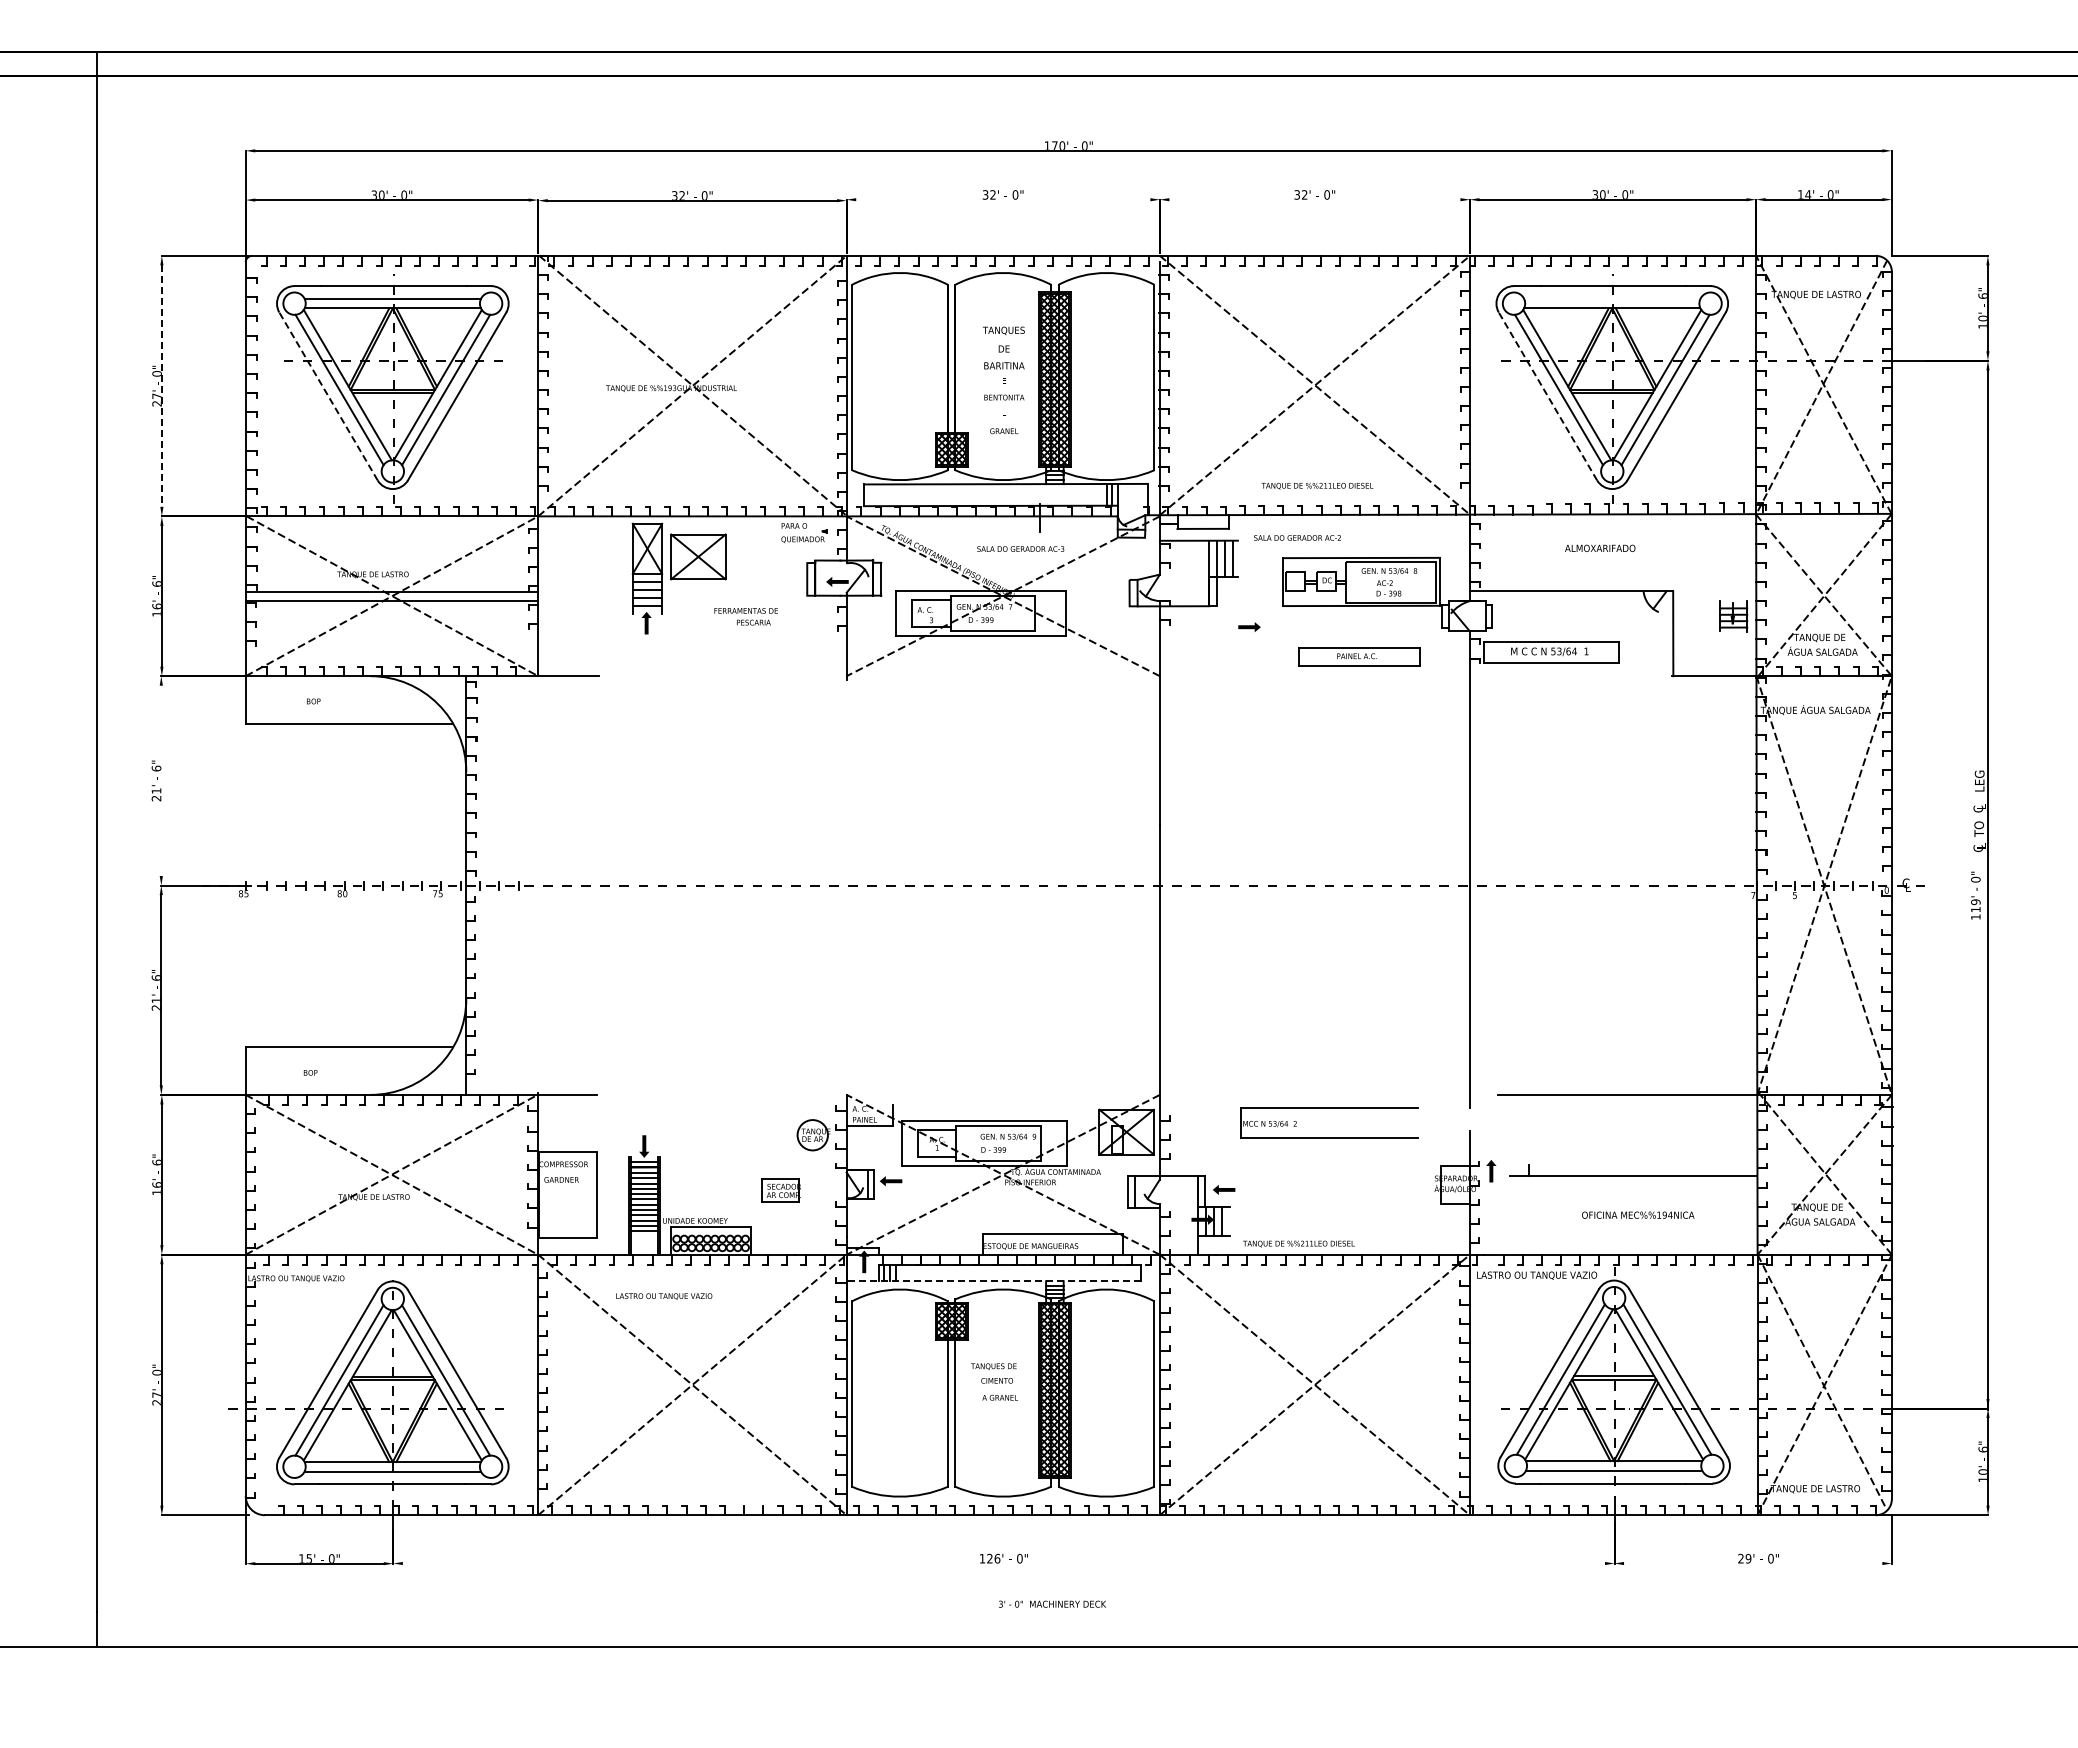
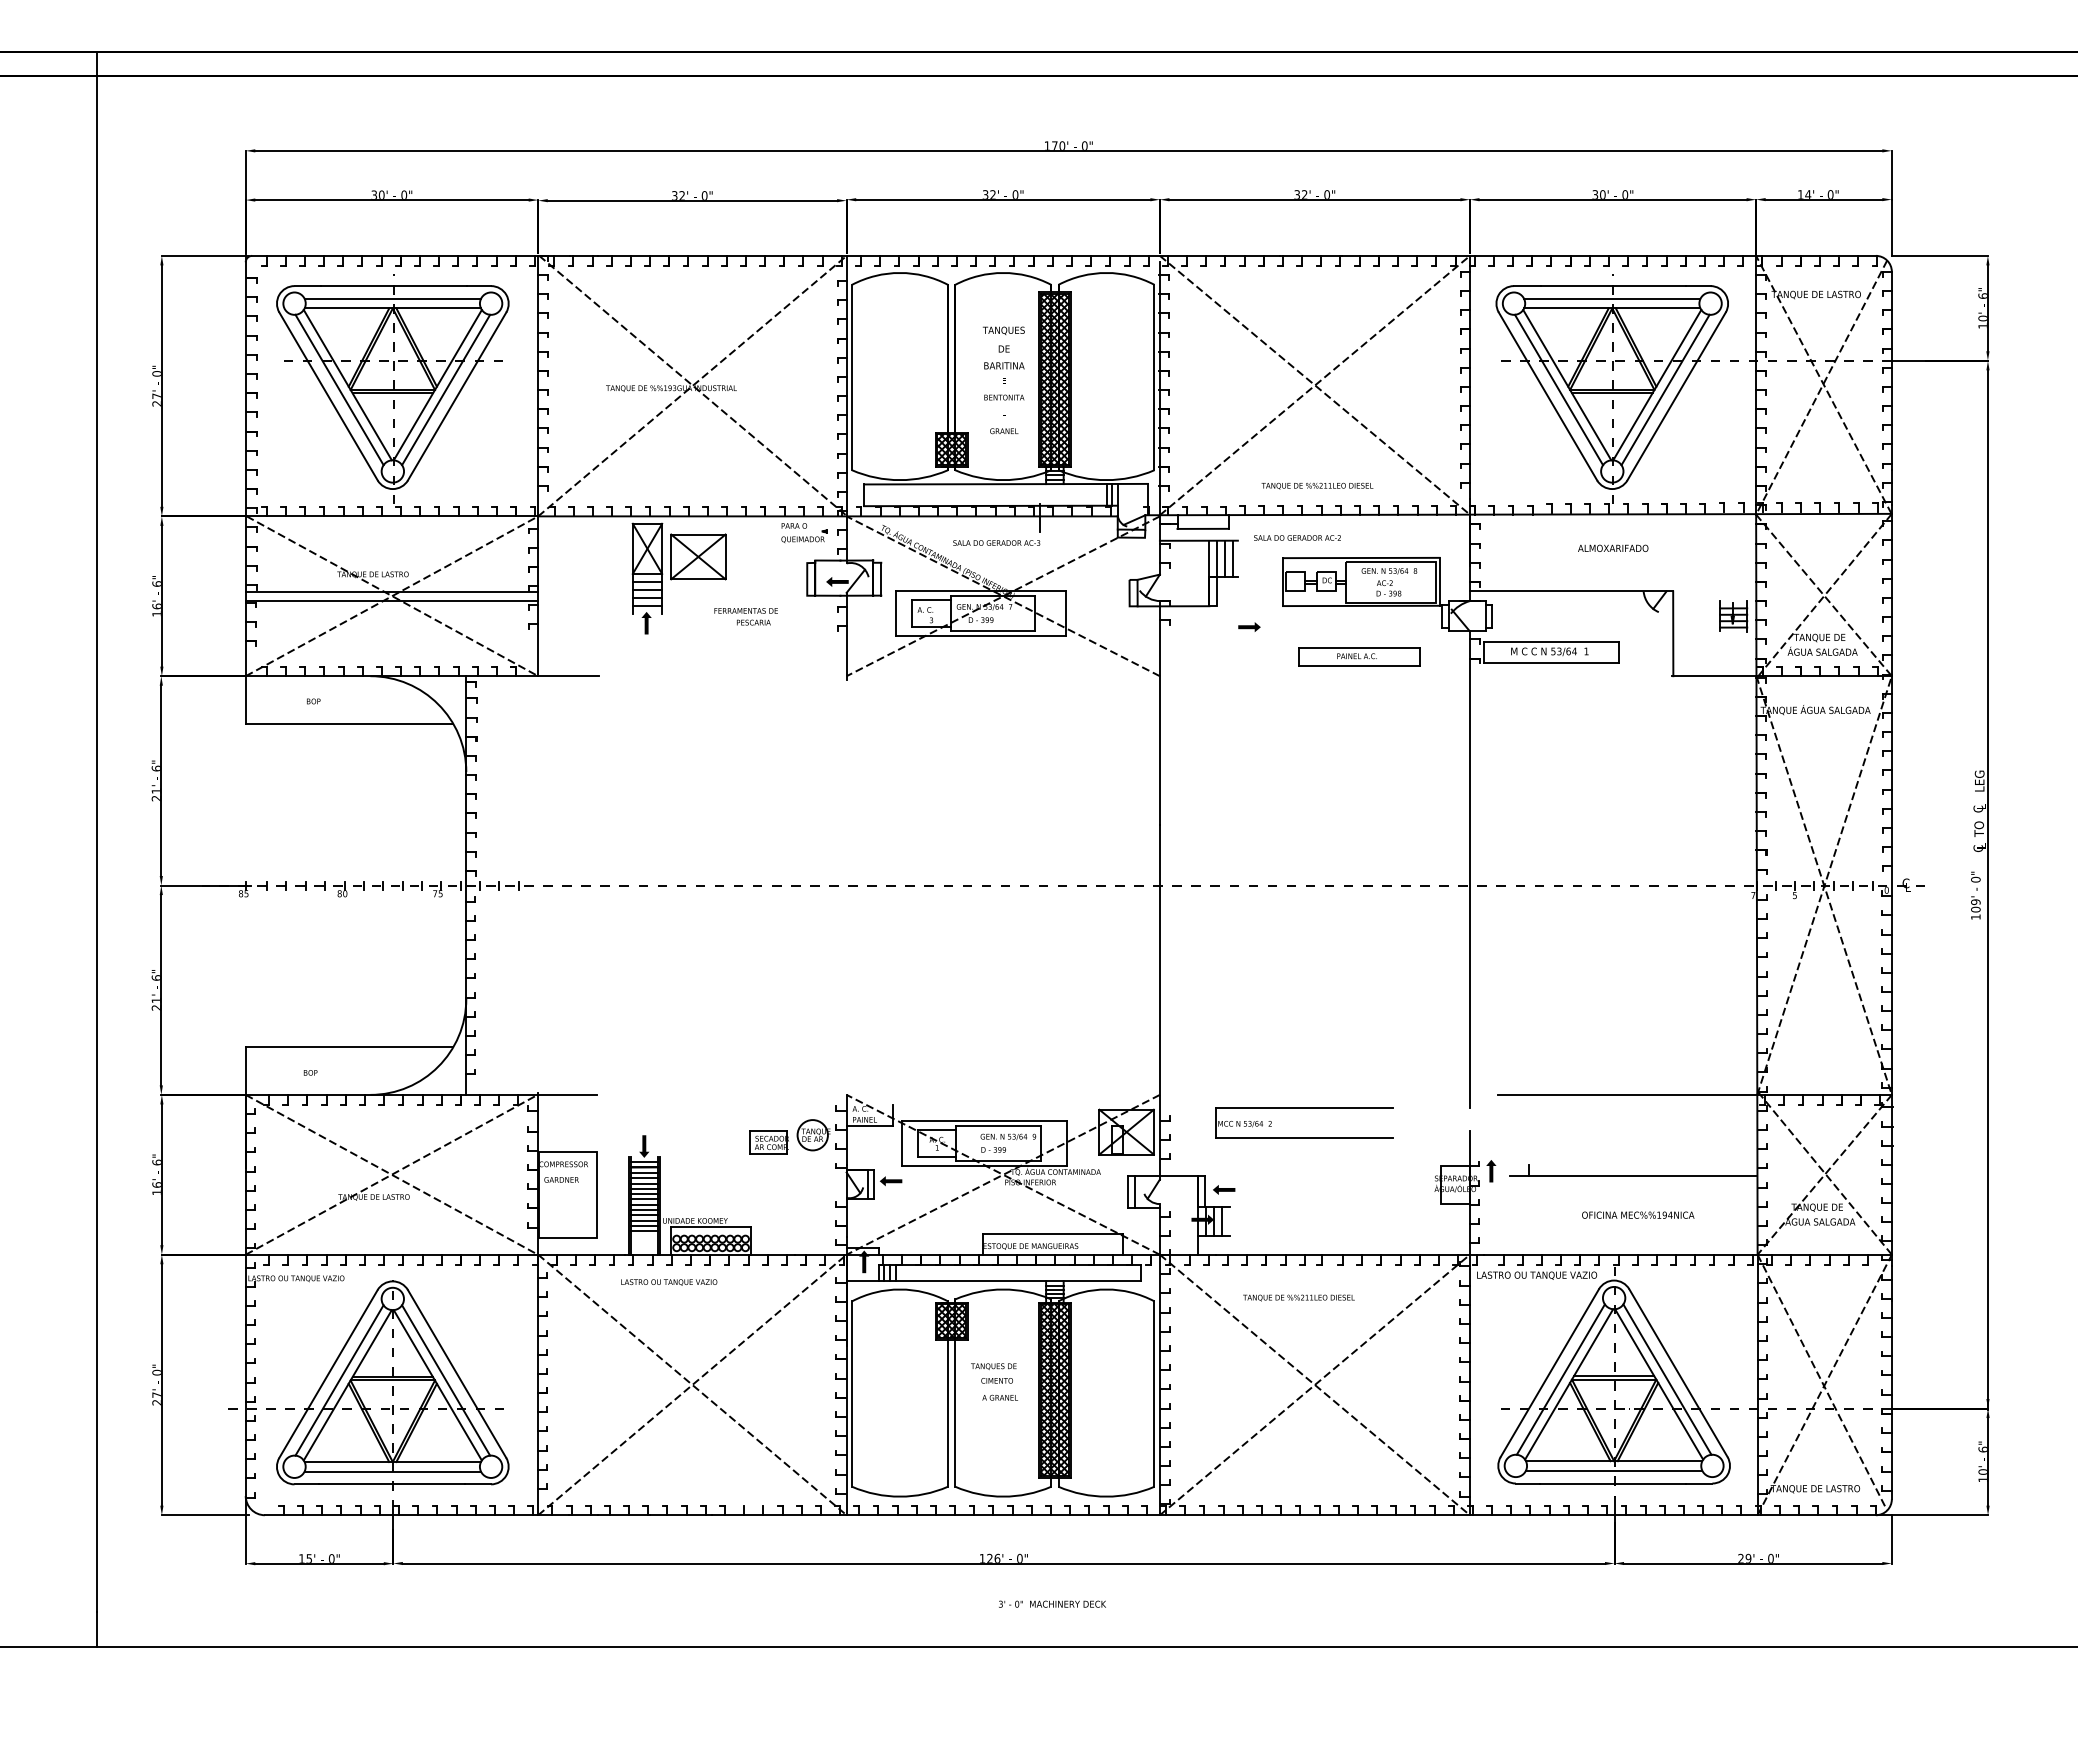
line: none -> present (1003, 199)
line: none -> present (1314, 199)
line: none -> present (1612, 298)
line: dashed -> solid (161, 386)
line: dashed -> solid (328, 396)
line: dashed -> solid (1547, 396)
text position: (1600, 547) -> (1613, 547) (1613, 547)
text position: (1020, 548) -> (996, 542) (996, 542)
line: none -> present (161, 780)
text: 119' -> 109' (1975, 909)
part position: (1329, 1108) -> (1304, 1108) (1304, 1108)
part position: (780, 1190) -> (768, 1142) (768, 1142)
text position: (1298, 1243) -> (1298, 1297) (1298, 1297)
line: dashed -> solid (993, 1281)
text position: (664, 1296) -> (669, 1282) (669, 1282)
line: none -> present (1003, 1563)
line: none -> present (1753, 1563)
